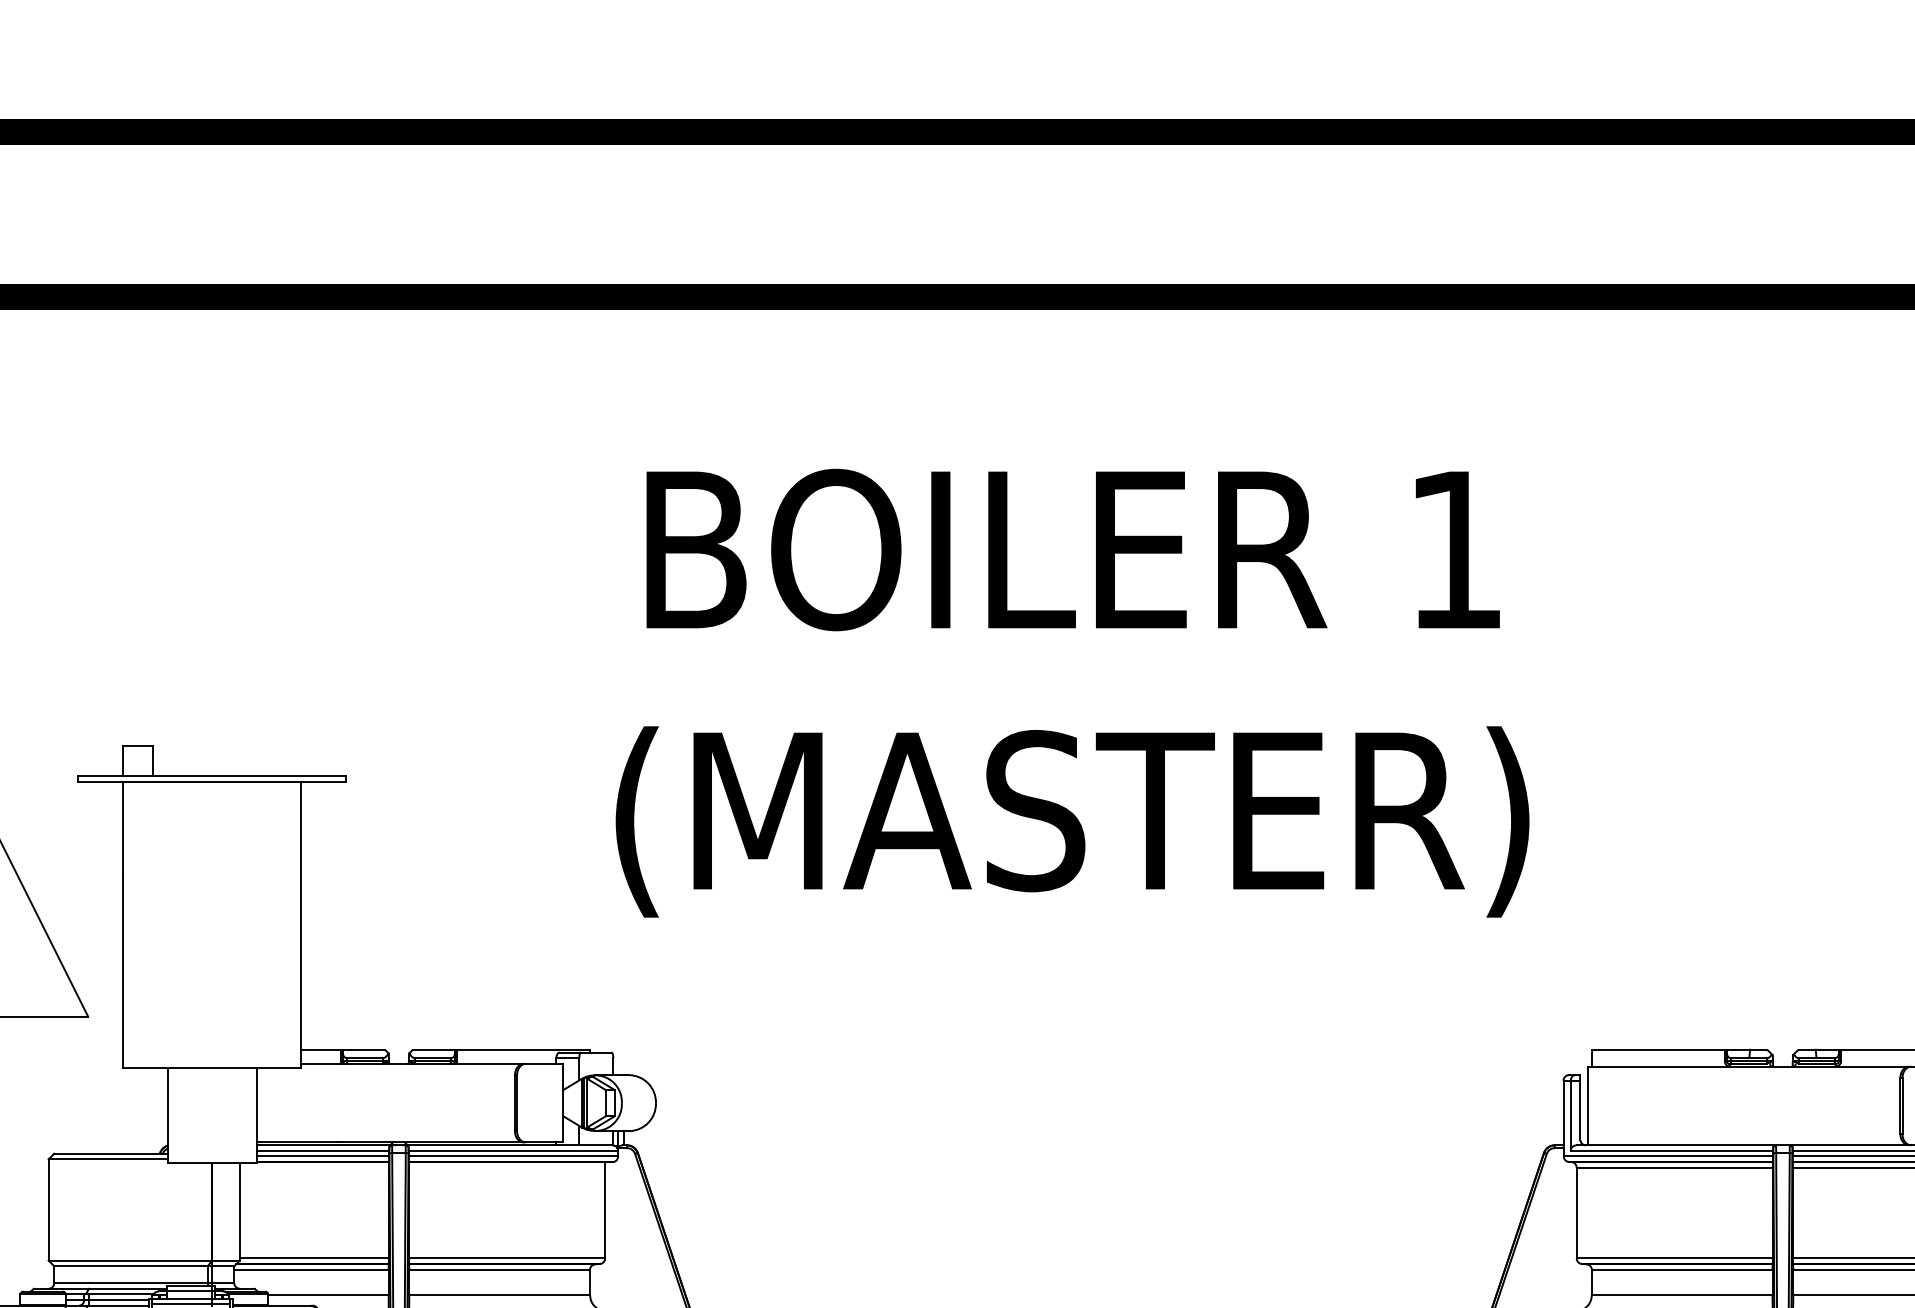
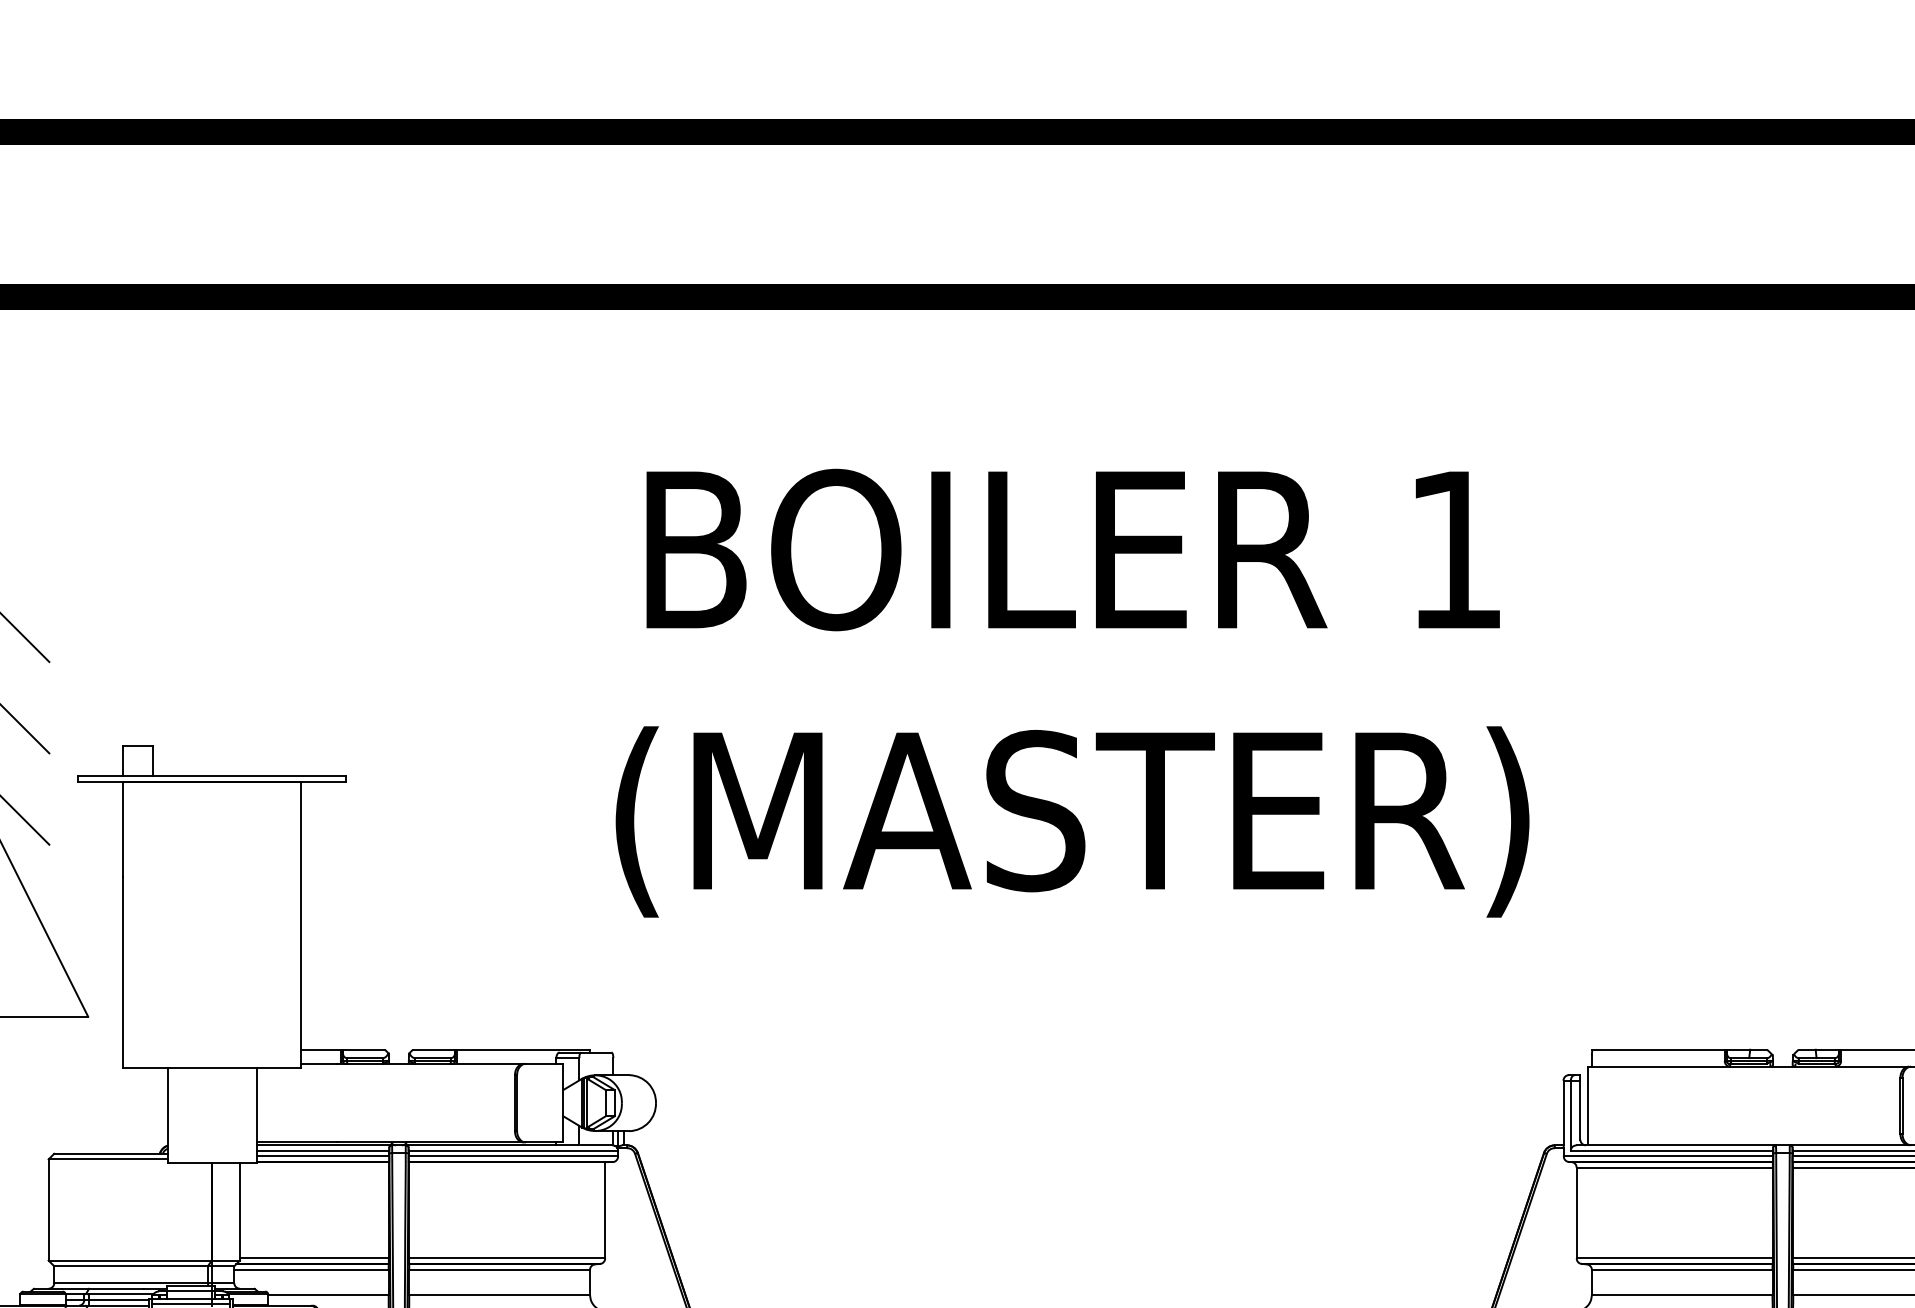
line: none -> present (25, 638)
line: none -> present (25, 729)
line: none -> present (25, 820)
